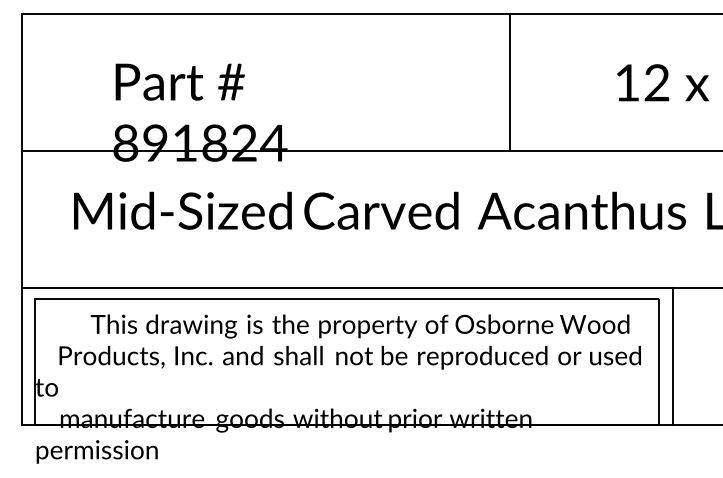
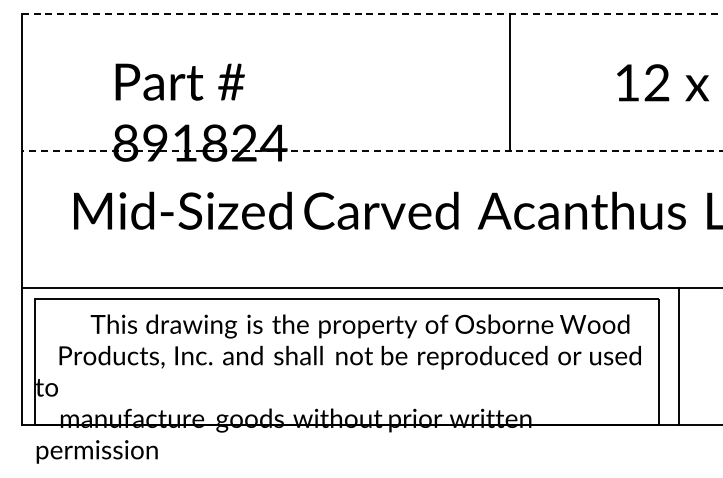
line: solid -> dashed (372, 14)
line: solid -> dashed (371, 151)
line position: (672, 355) -> (678, 355) (678, 355)
